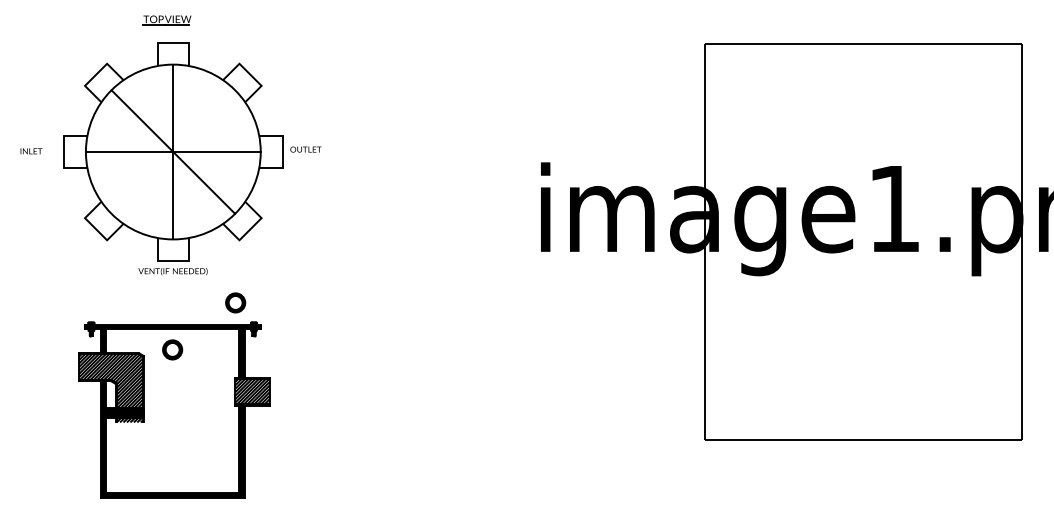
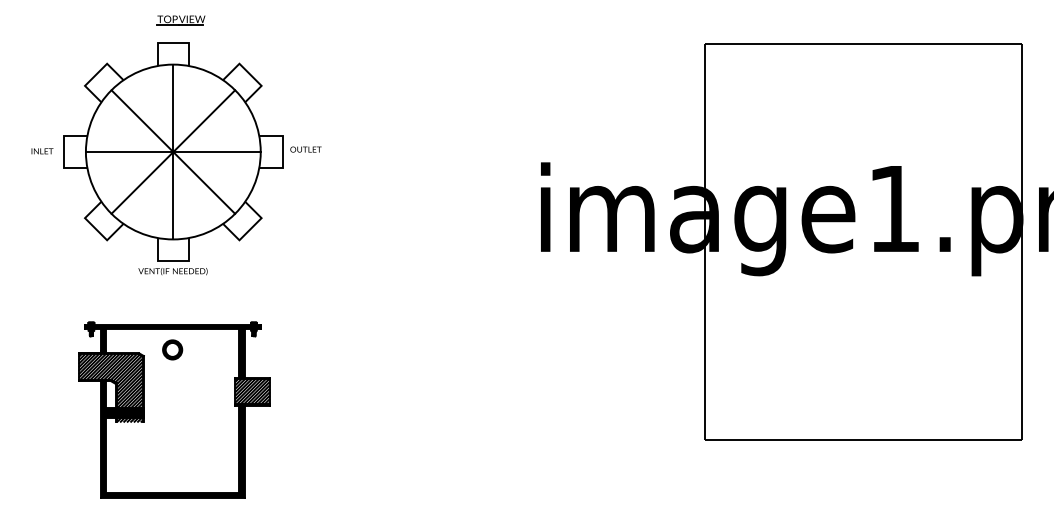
part position: (166, 20) -> (180, 20) (180, 20)
text position: (31, 151) -> (42, 151) (42, 151)
line: none -> present (173, 151)
part: present -> none (235, 302)
